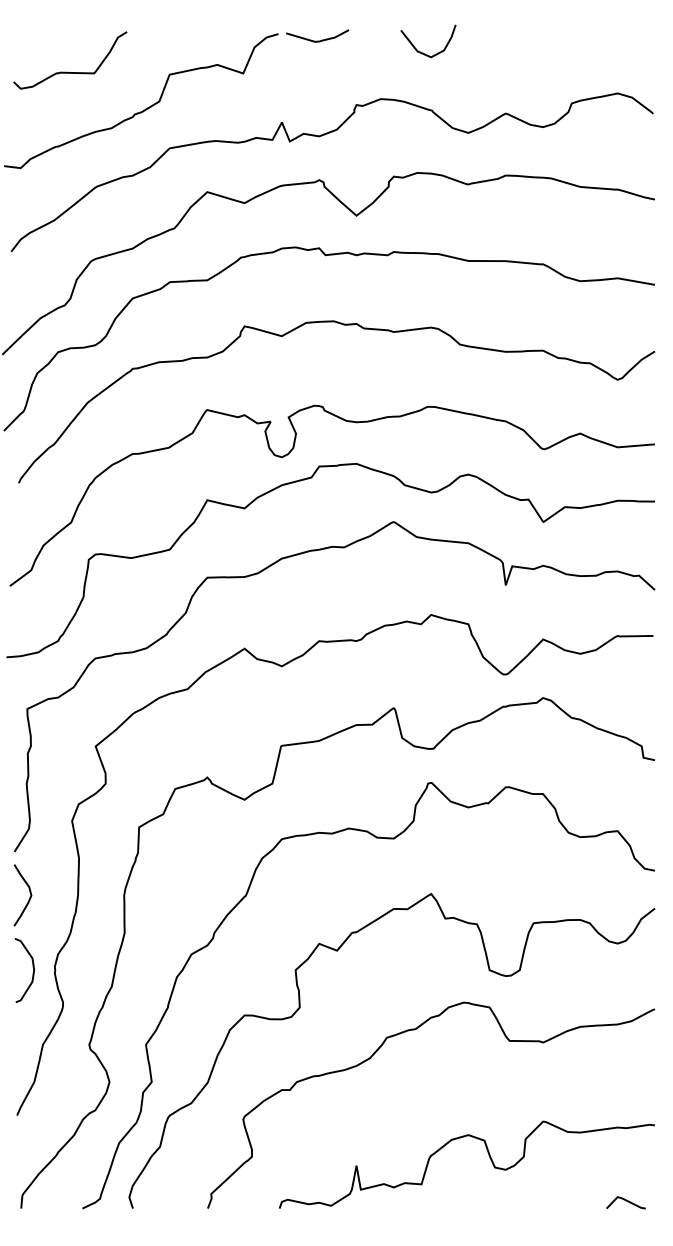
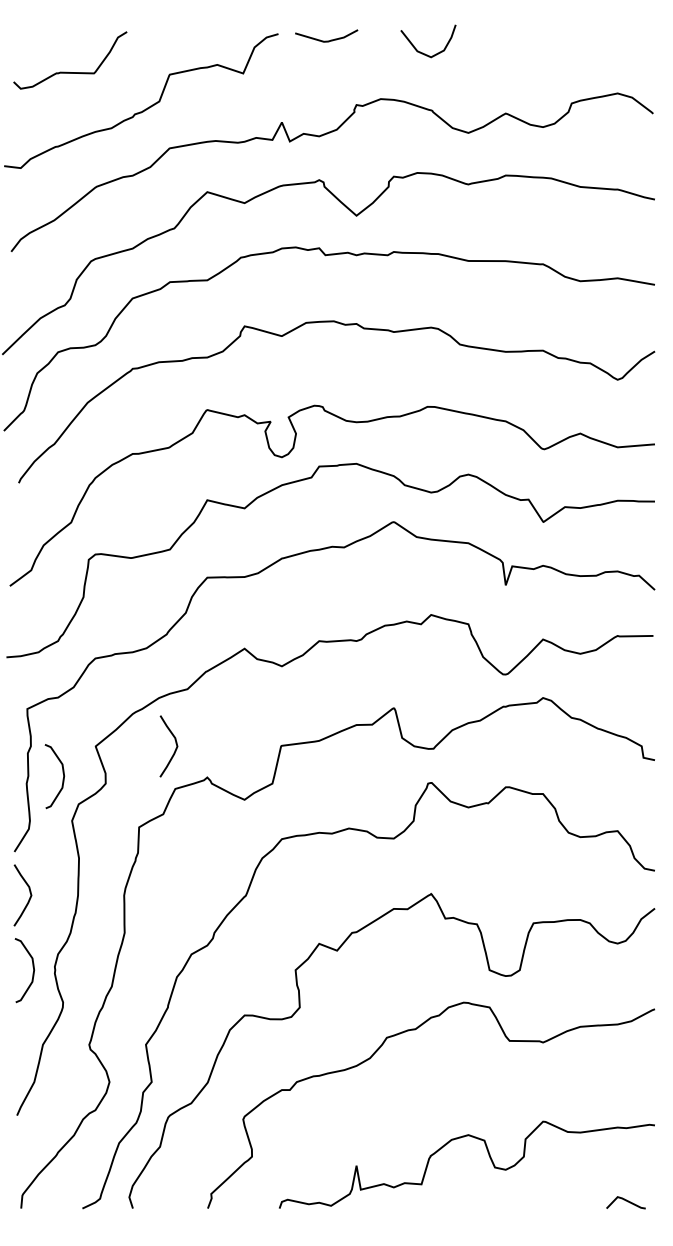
curve position: (317, 40) -> (326, 40) (326, 40)
curve: none -> present (174, 750)
curve: none -> present (62, 773)
